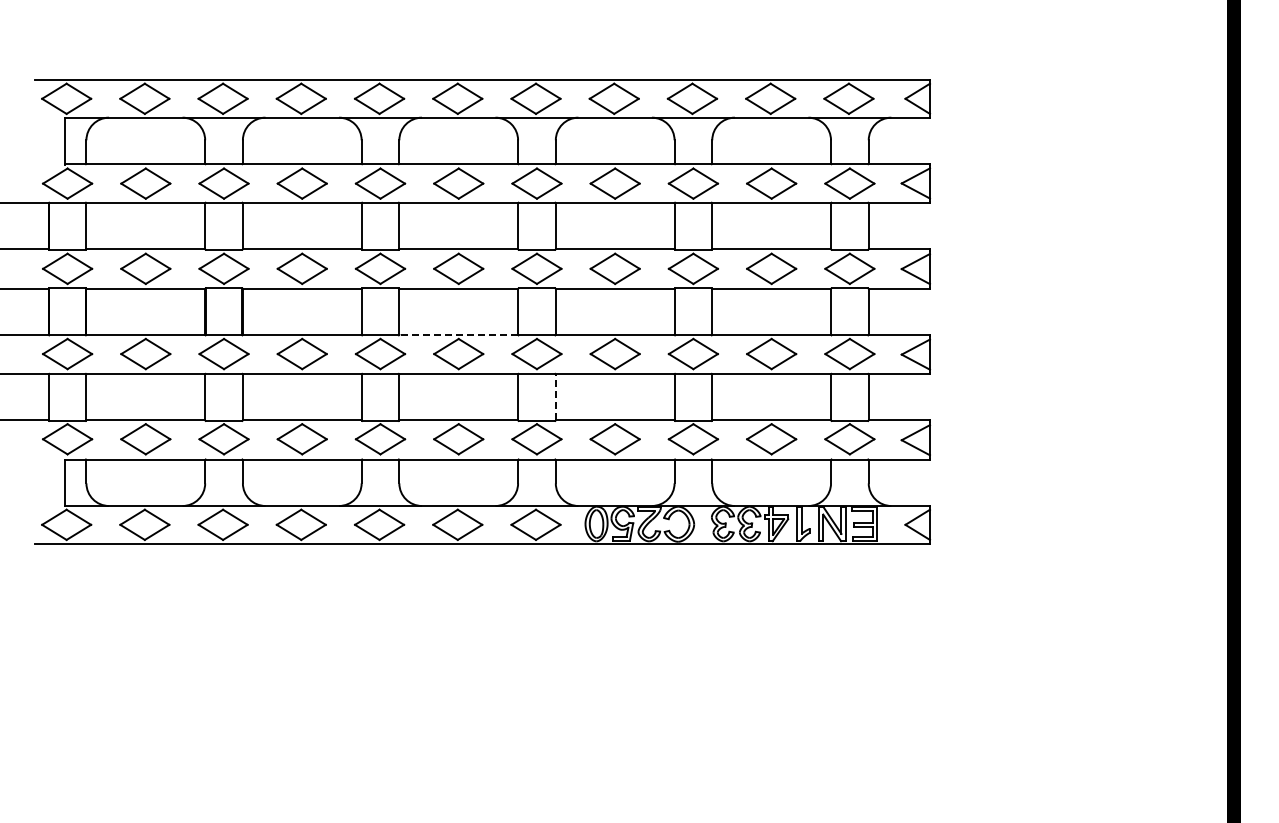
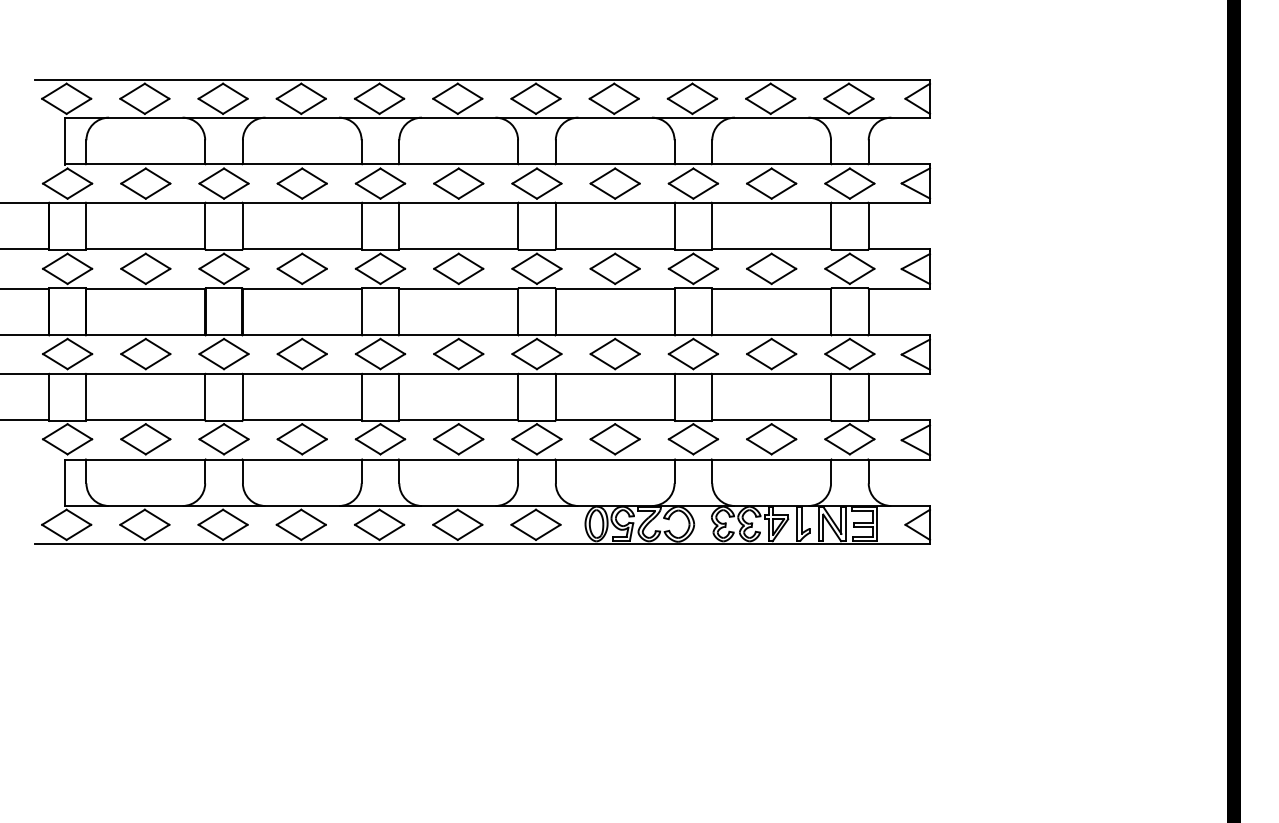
line: dashed -> solid (458, 334)
line: dashed -> solid (555, 397)
